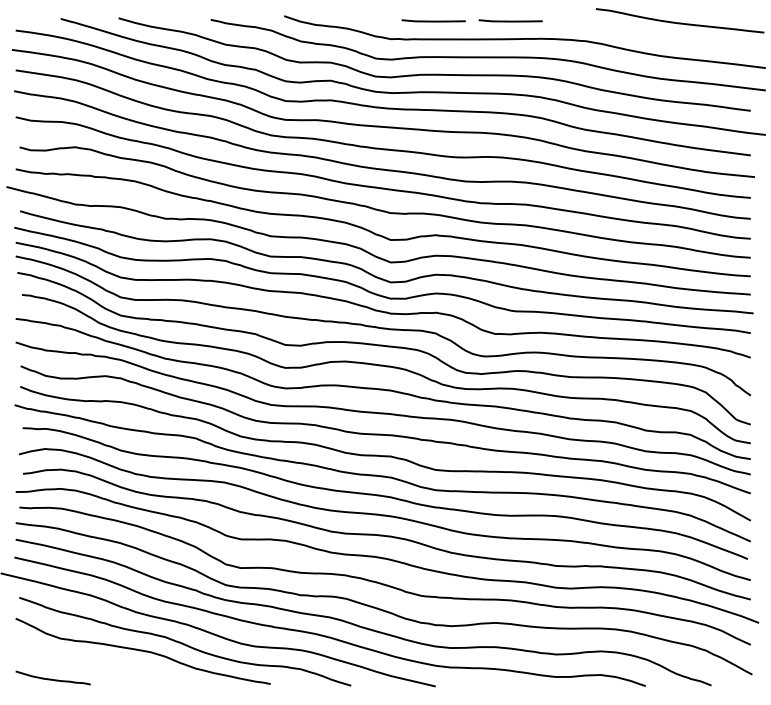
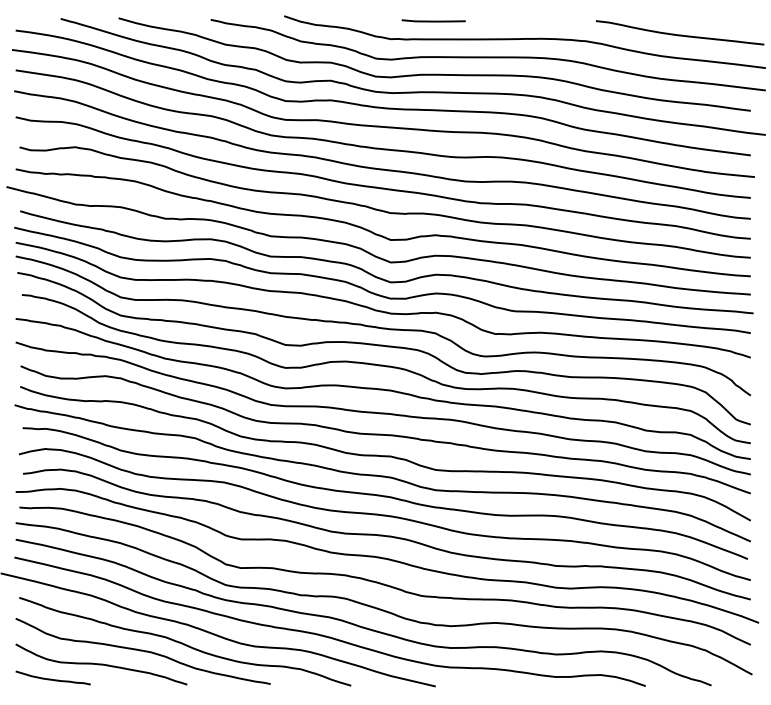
line: present -> none (510, 20)
curve position: (679, 22) -> (679, 34) (679, 34)
curve: none -> present (101, 664)
